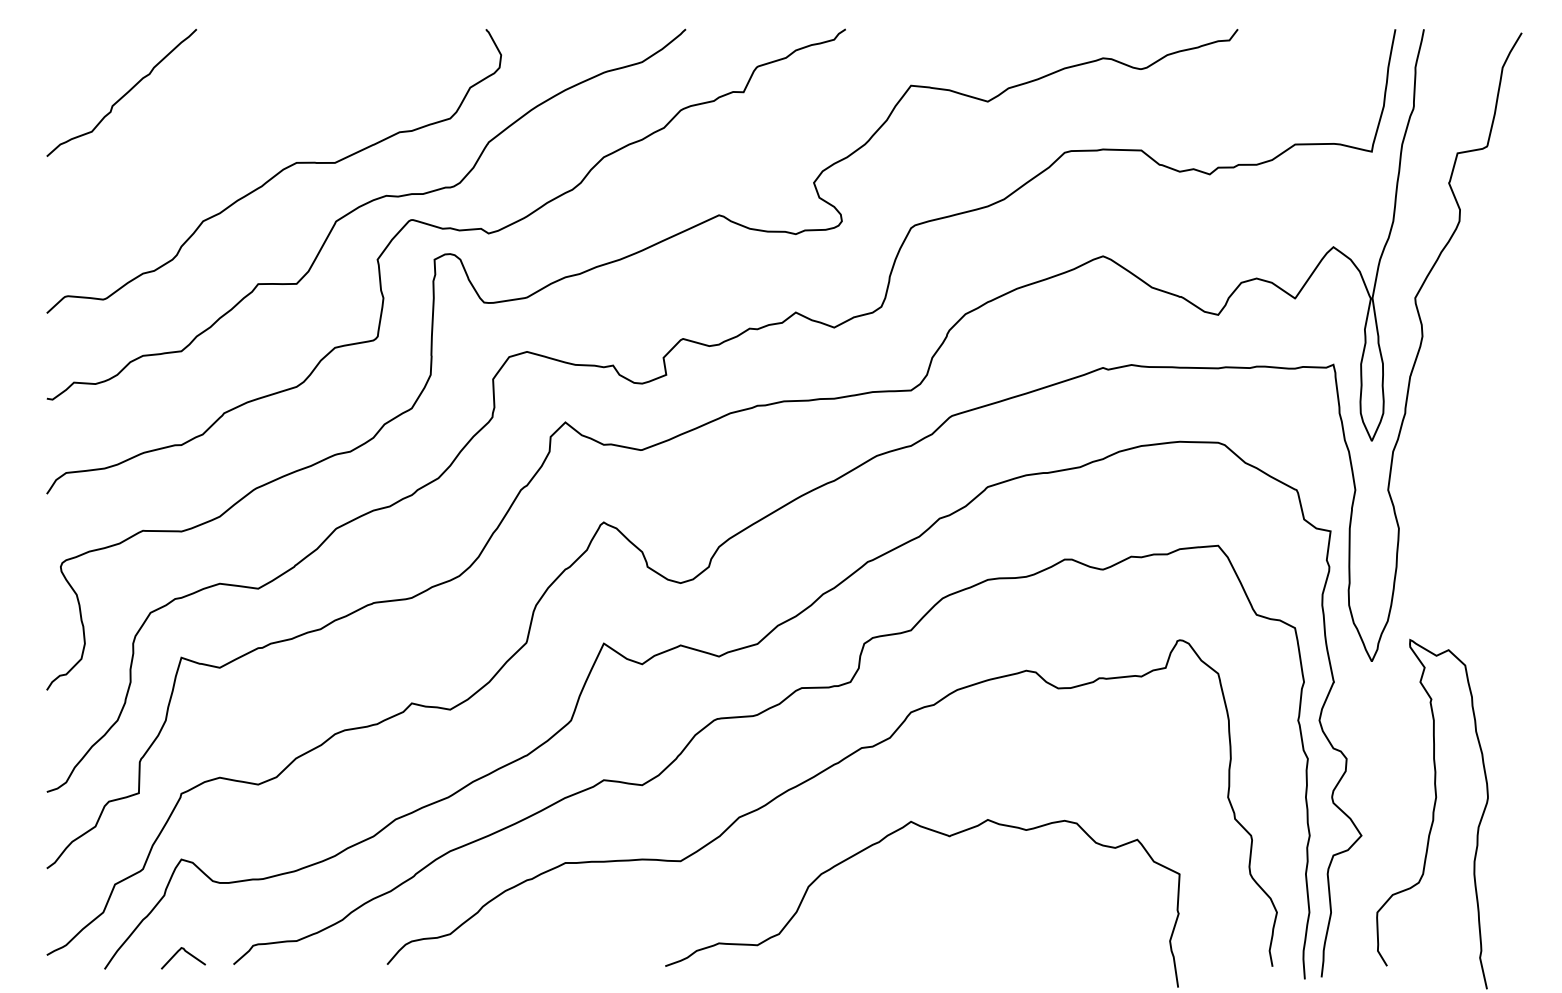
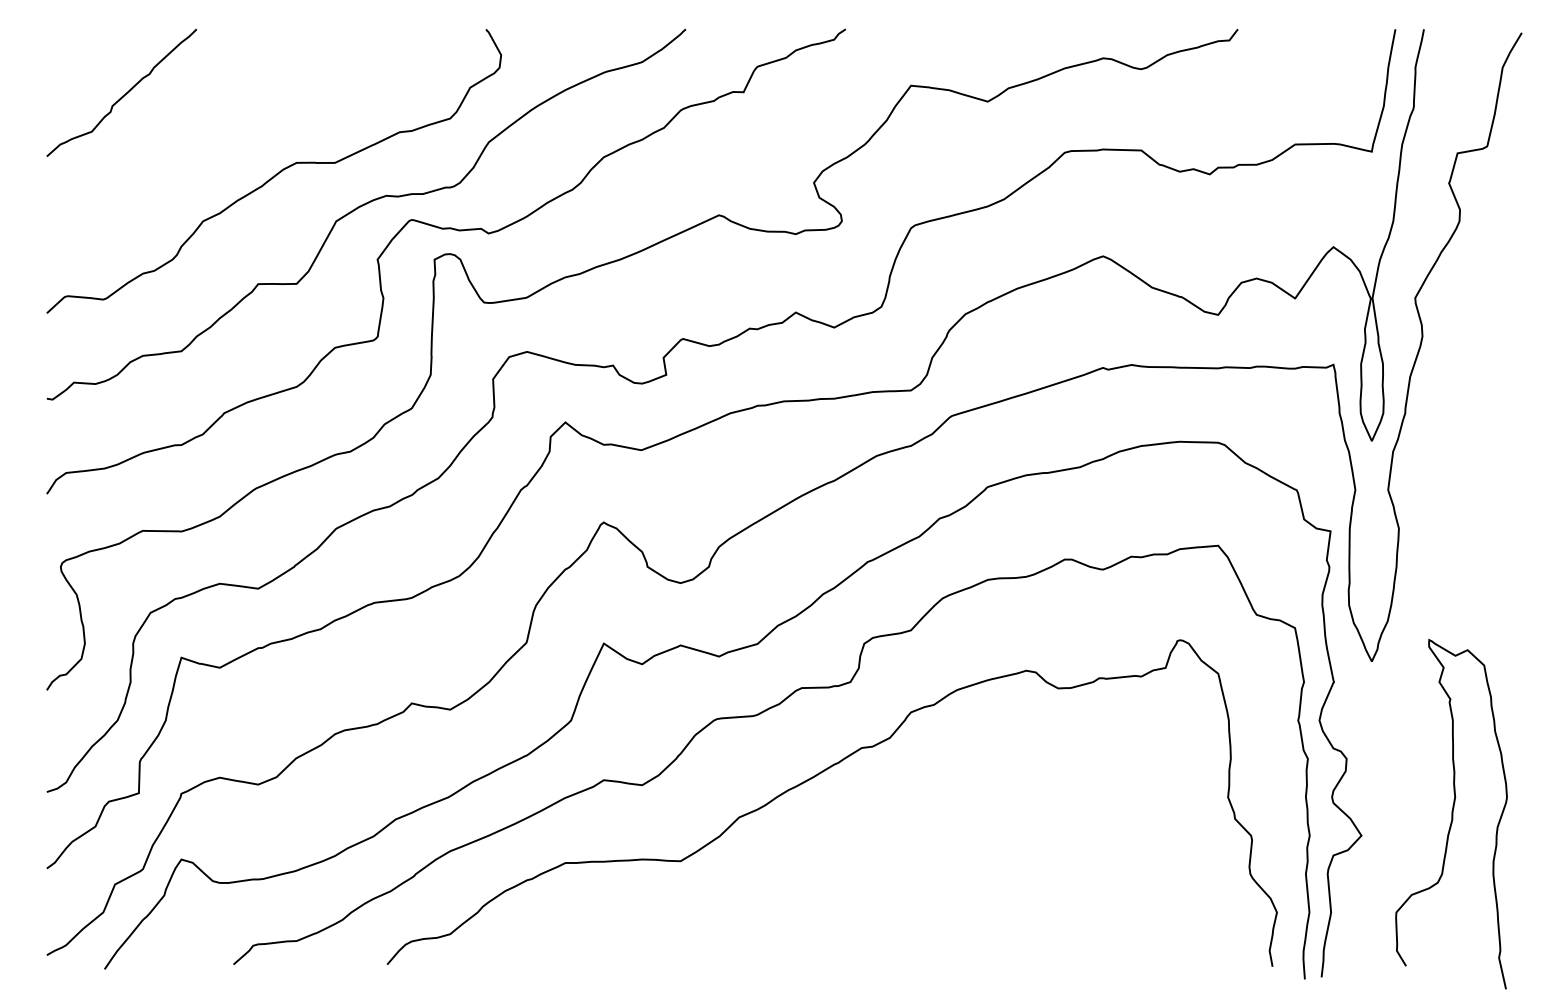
curve position: (1432, 813) -> (1451, 813) (1451, 813)
curve: present -> none (946, 836)
curve: present -> none (185, 952)
